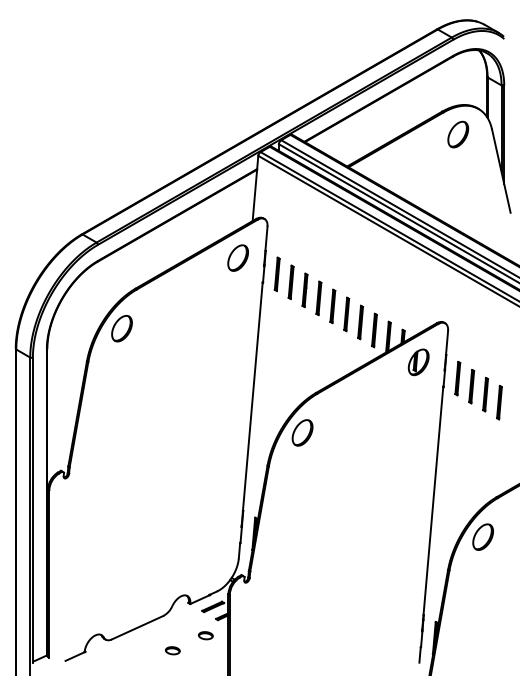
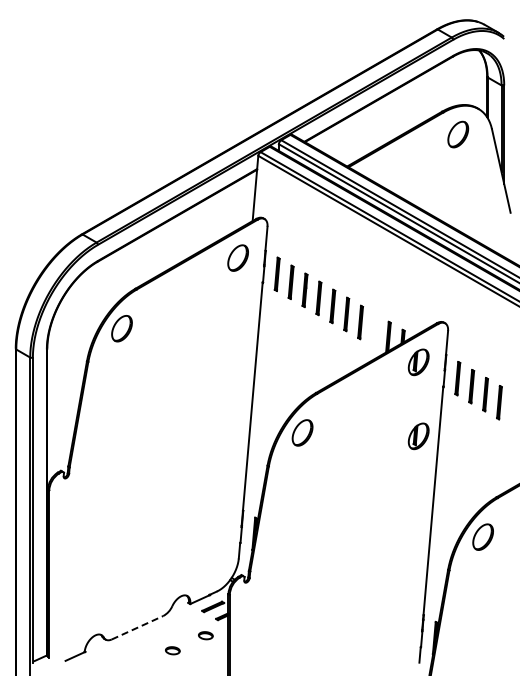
part: present -> none (374, 330)
part: none -> present (418, 436)
line: solid -> dashed (137, 627)
